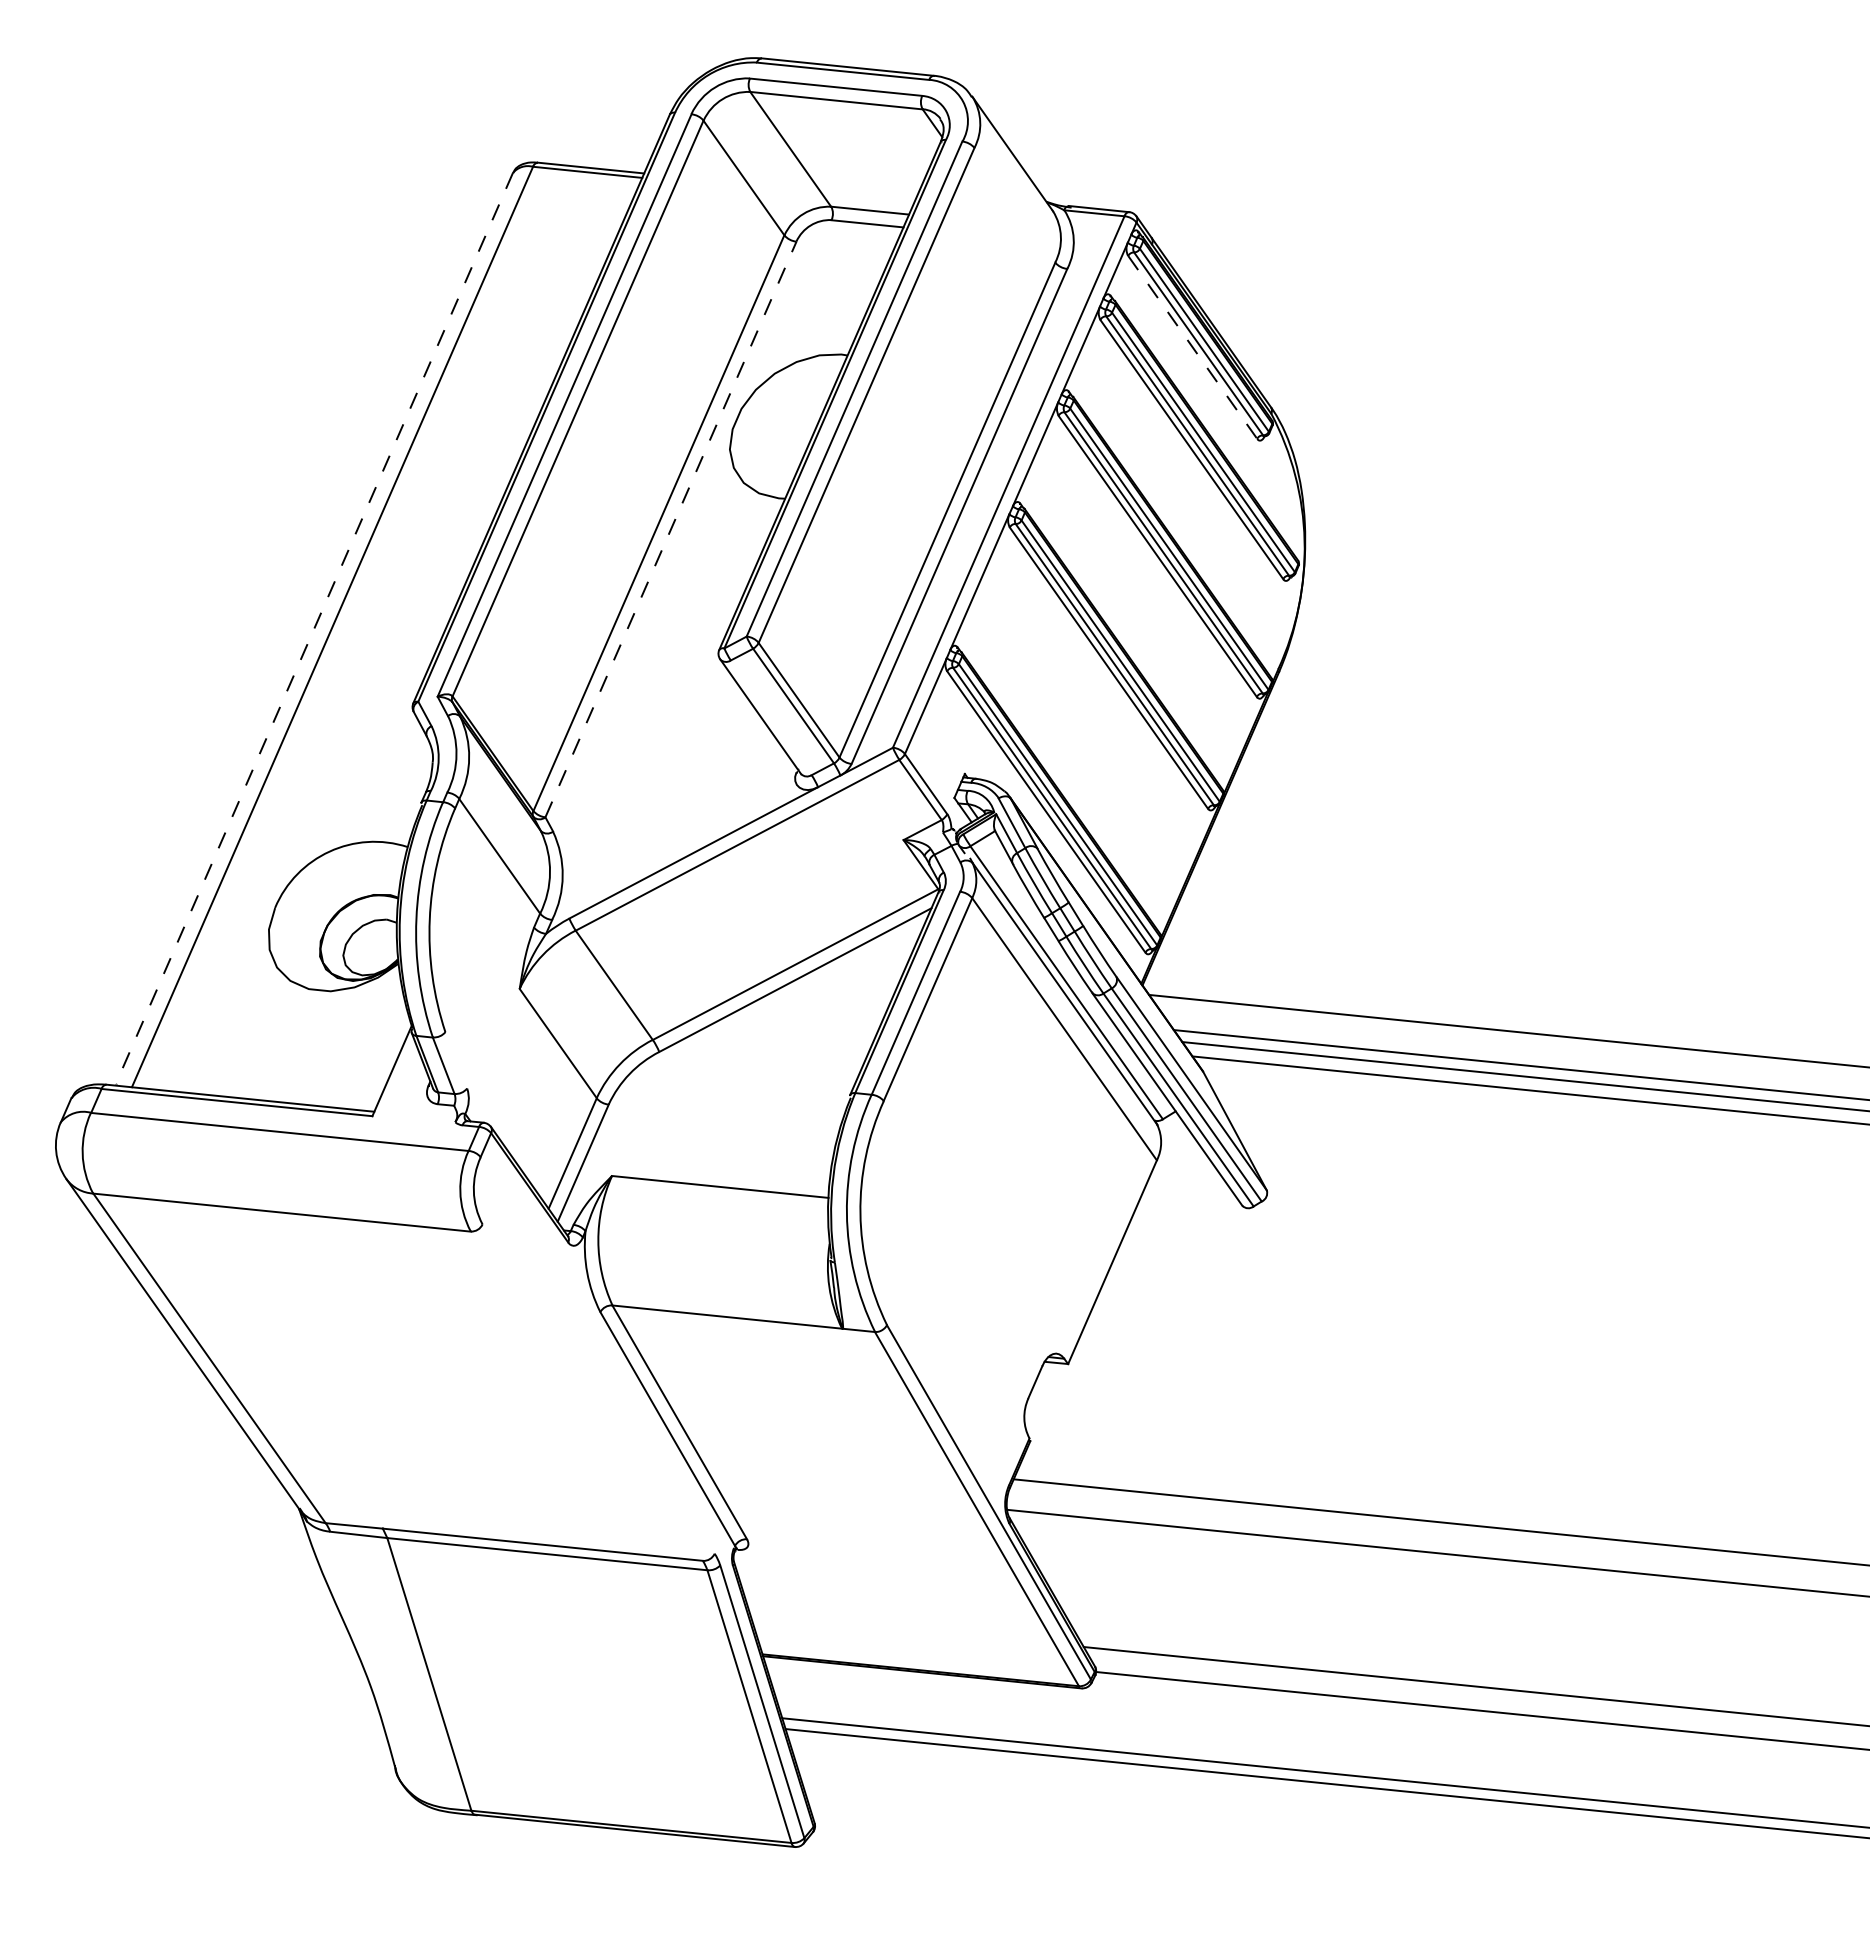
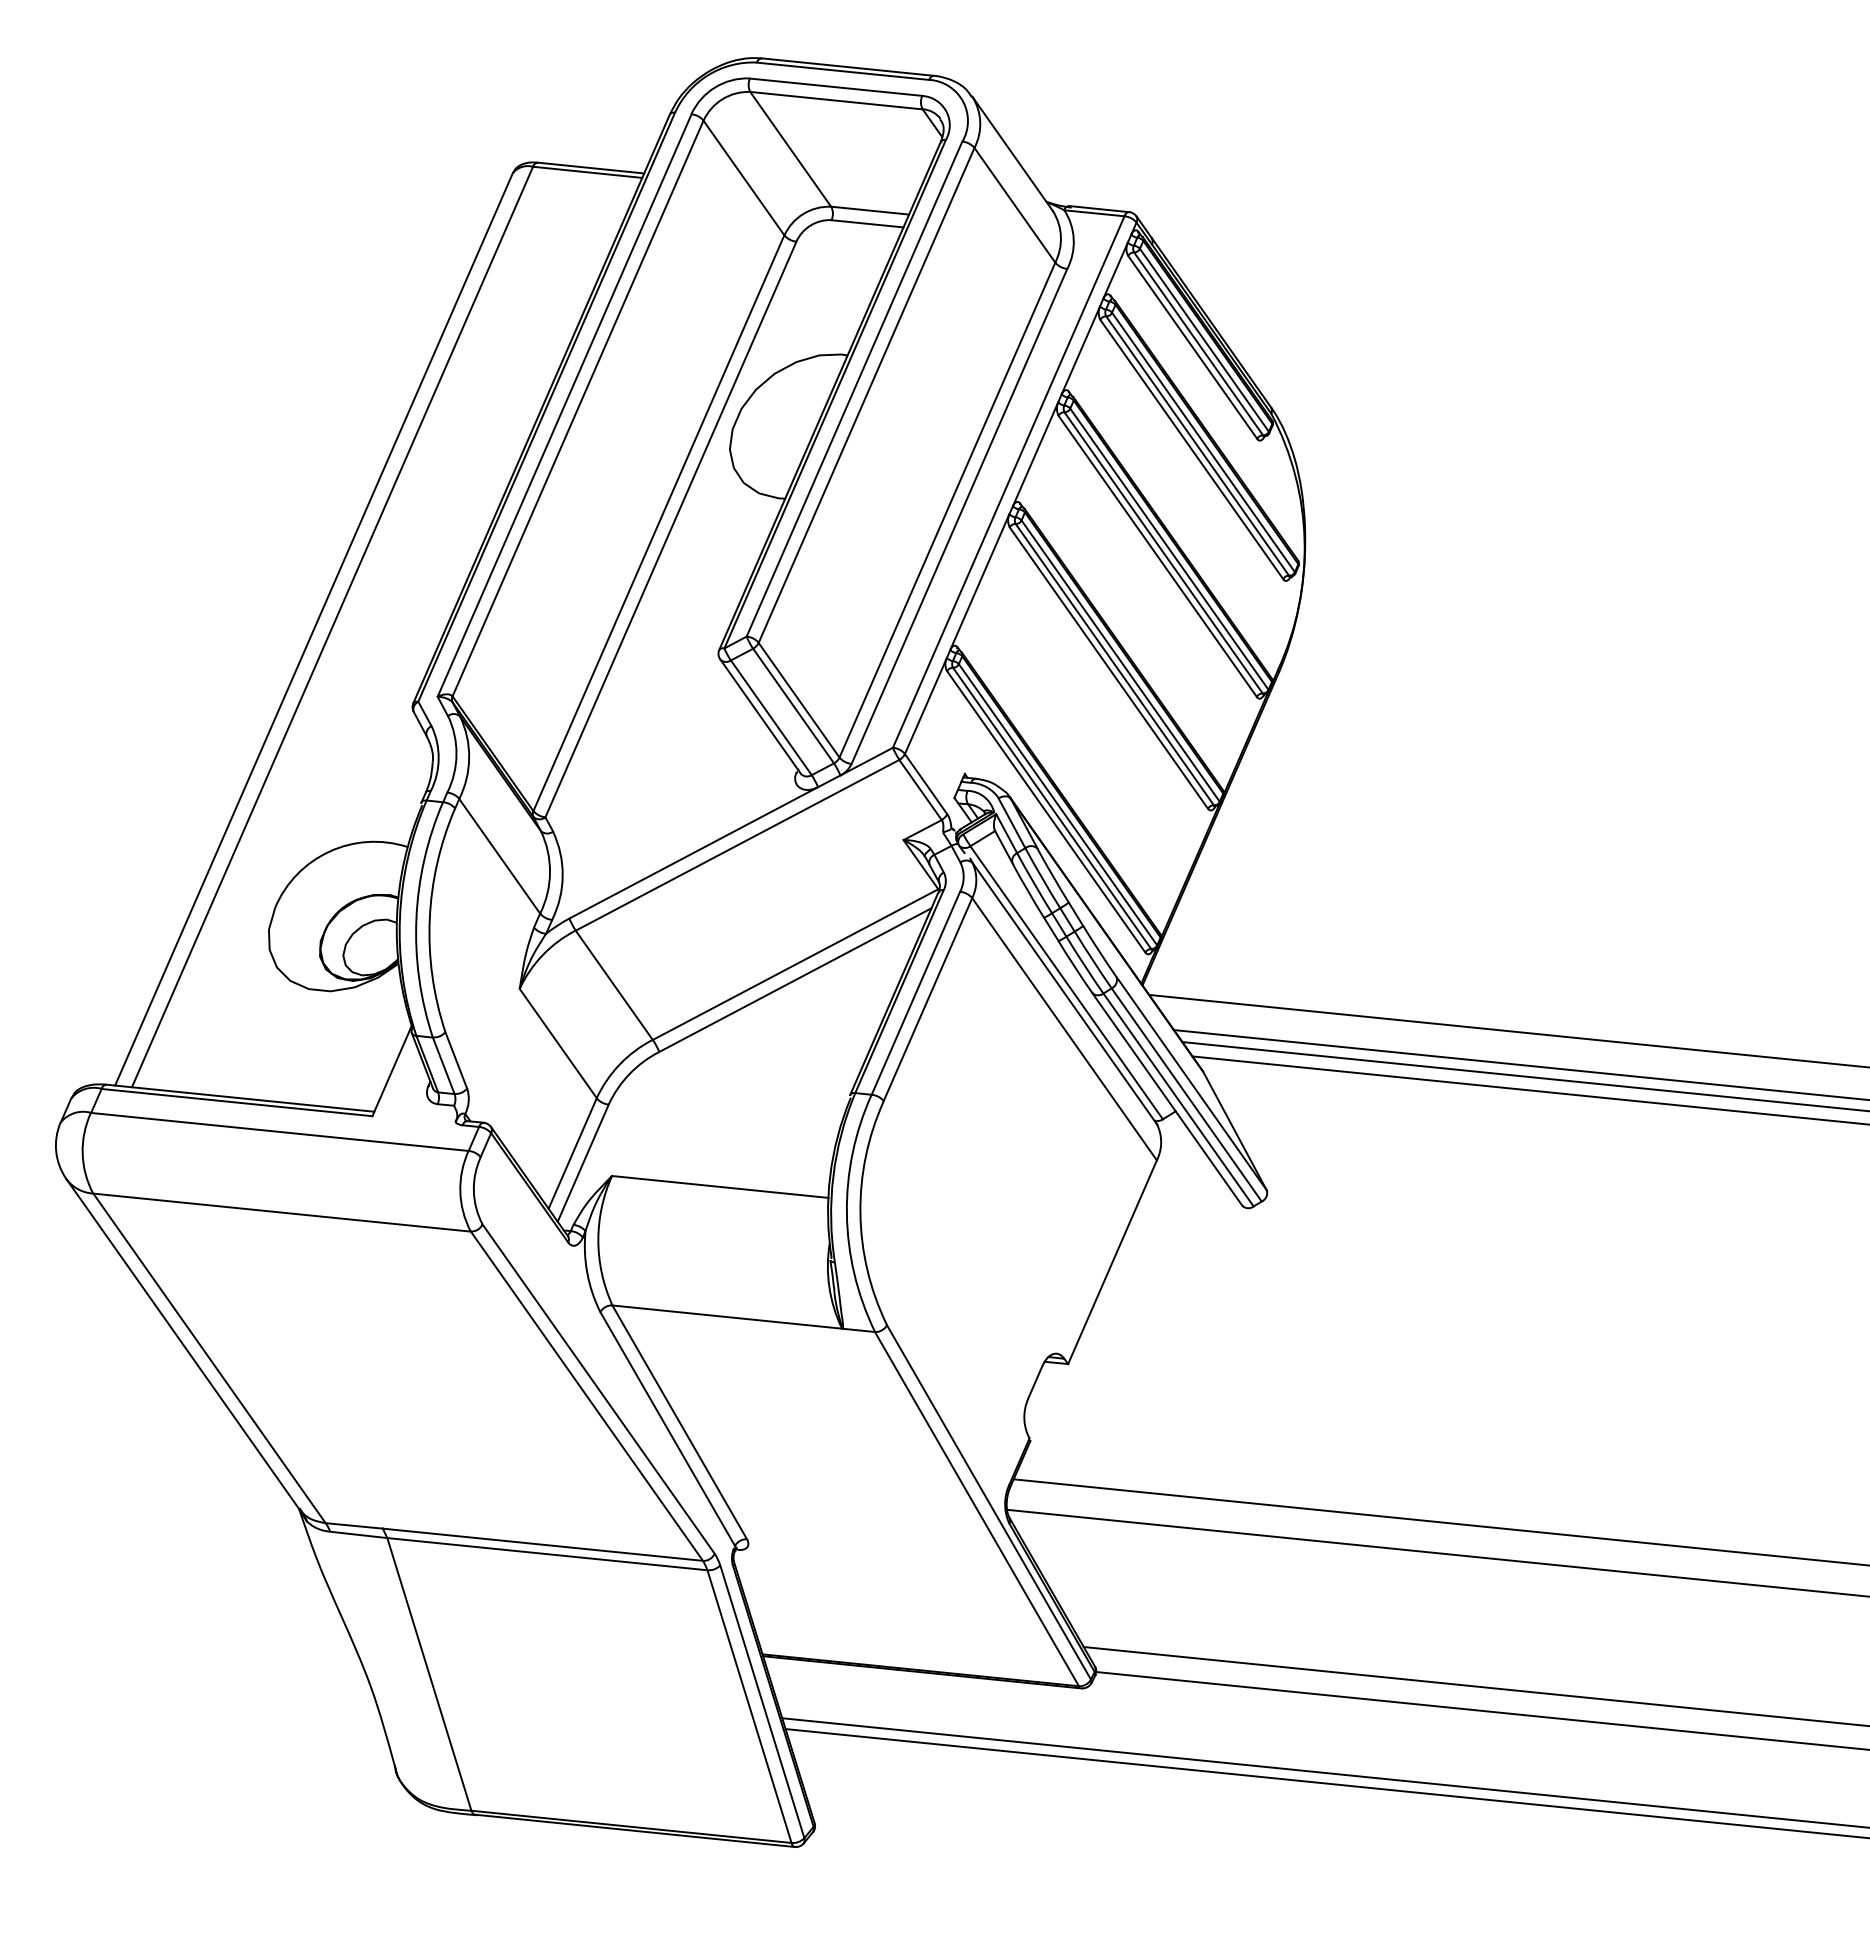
line: none -> present (1014, 204)
line: dashed -> solid (1192, 347)
line: dashed -> solid (671, 529)
line: dashed -> solid (314, 629)
line: none -> present (770, 717)
line: none -> present (456, 1060)
line: none -> present (598, 1388)
line: none -> present (586, 1395)
